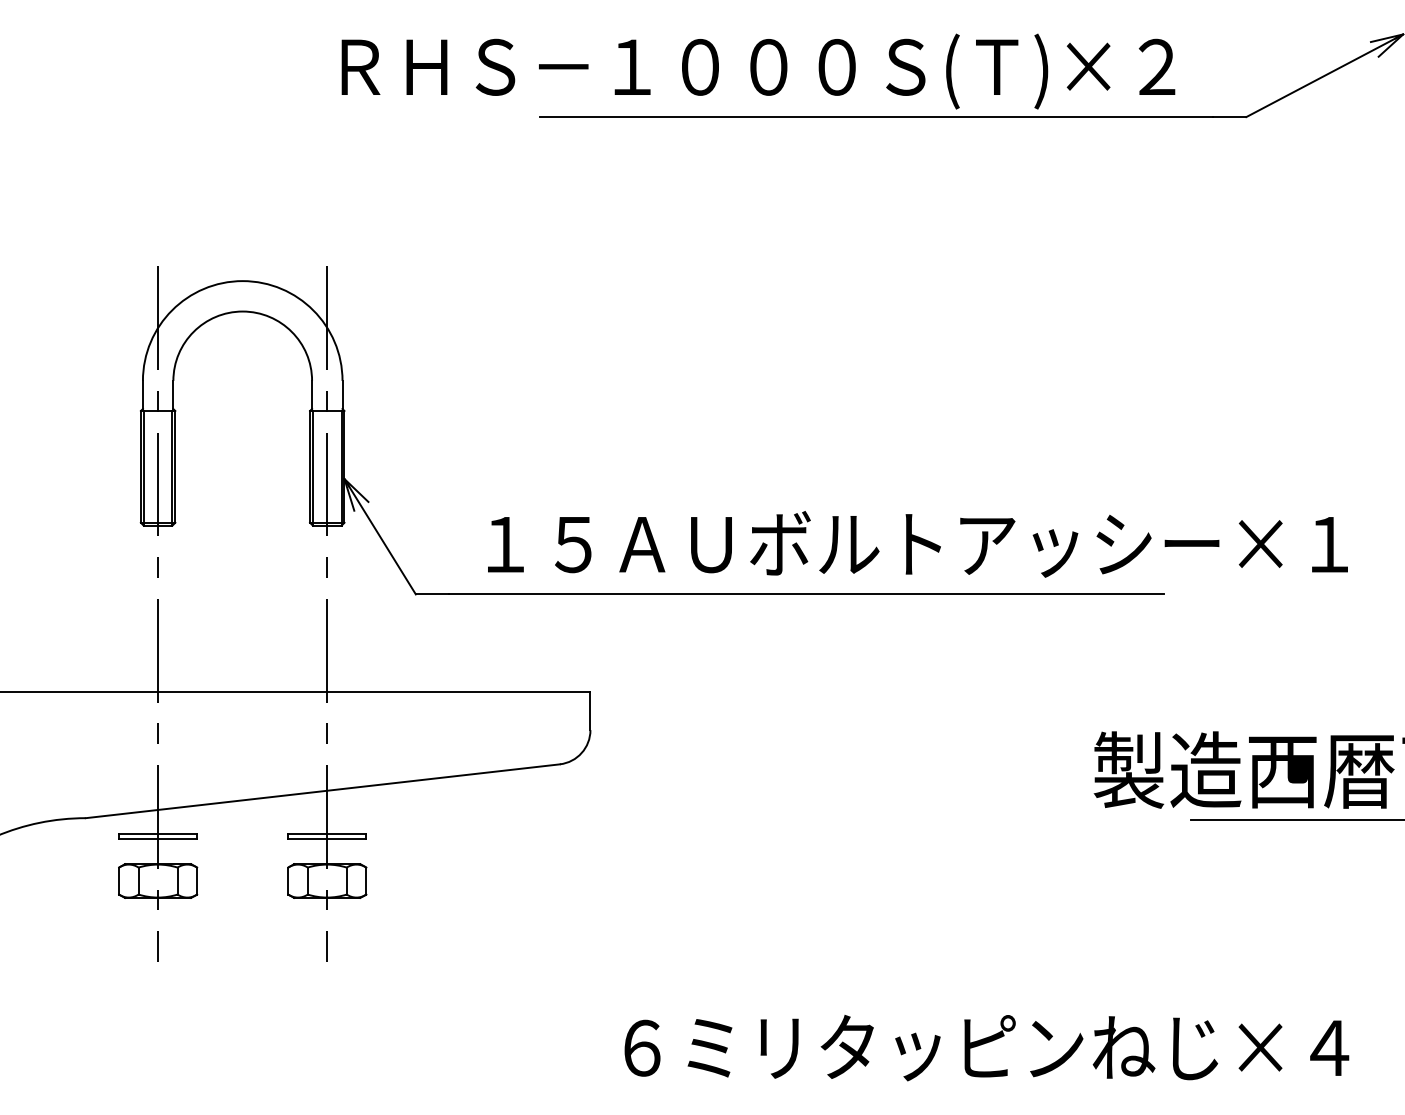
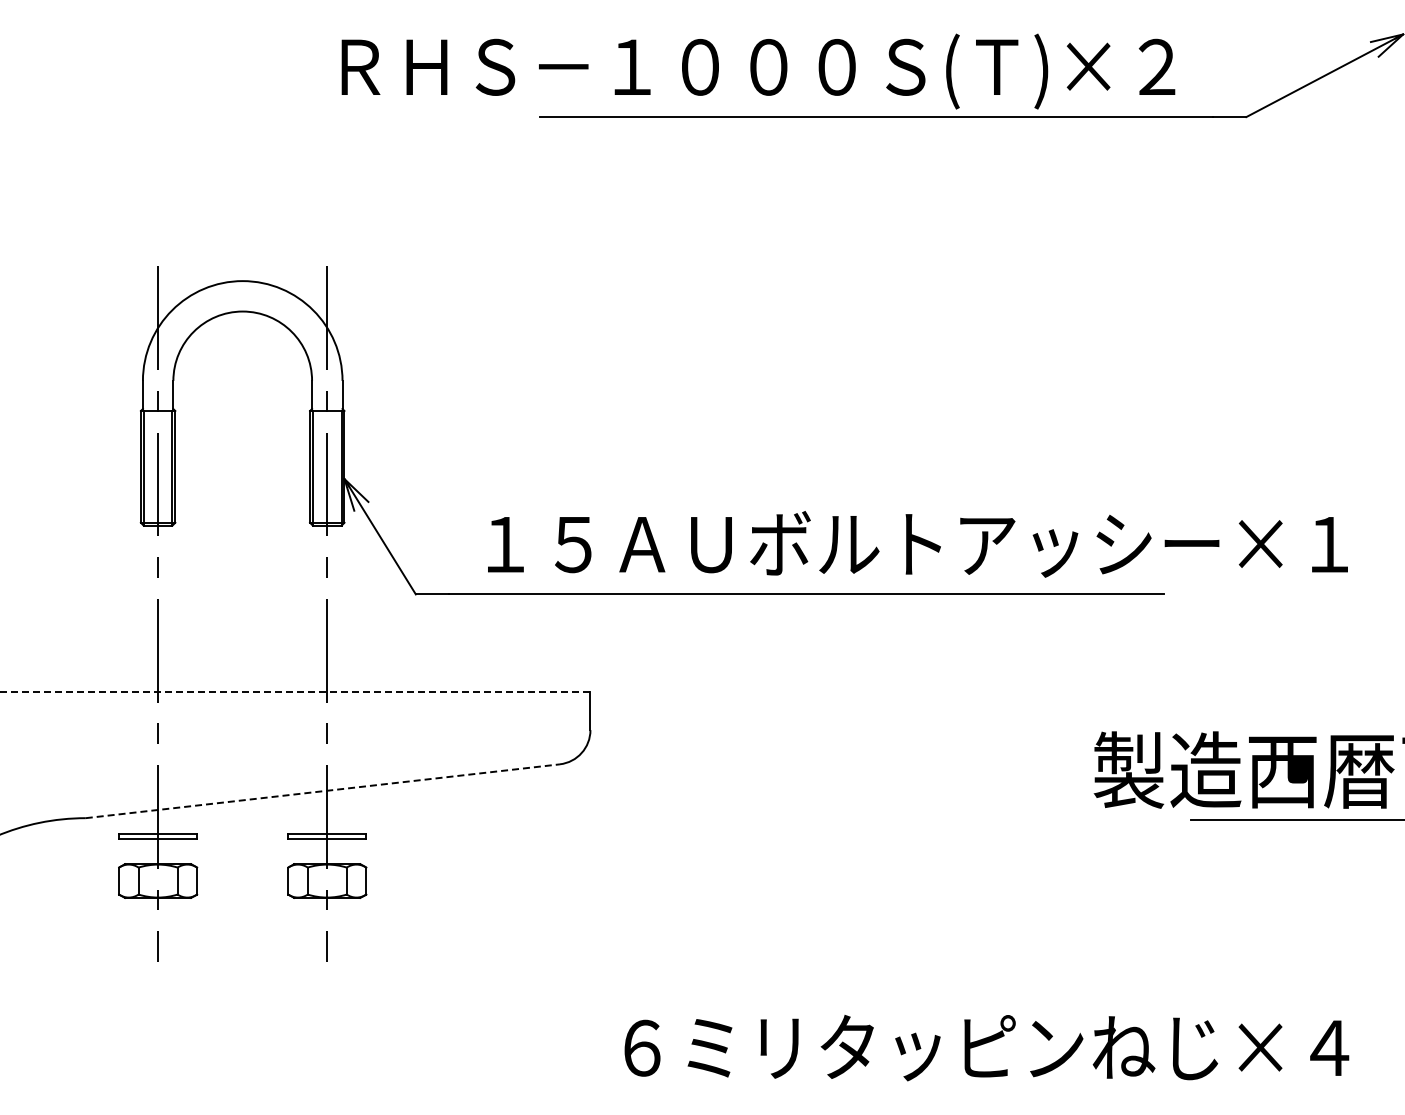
line: solid -> dashed (295, 692)
line: solid -> dashed (322, 791)
